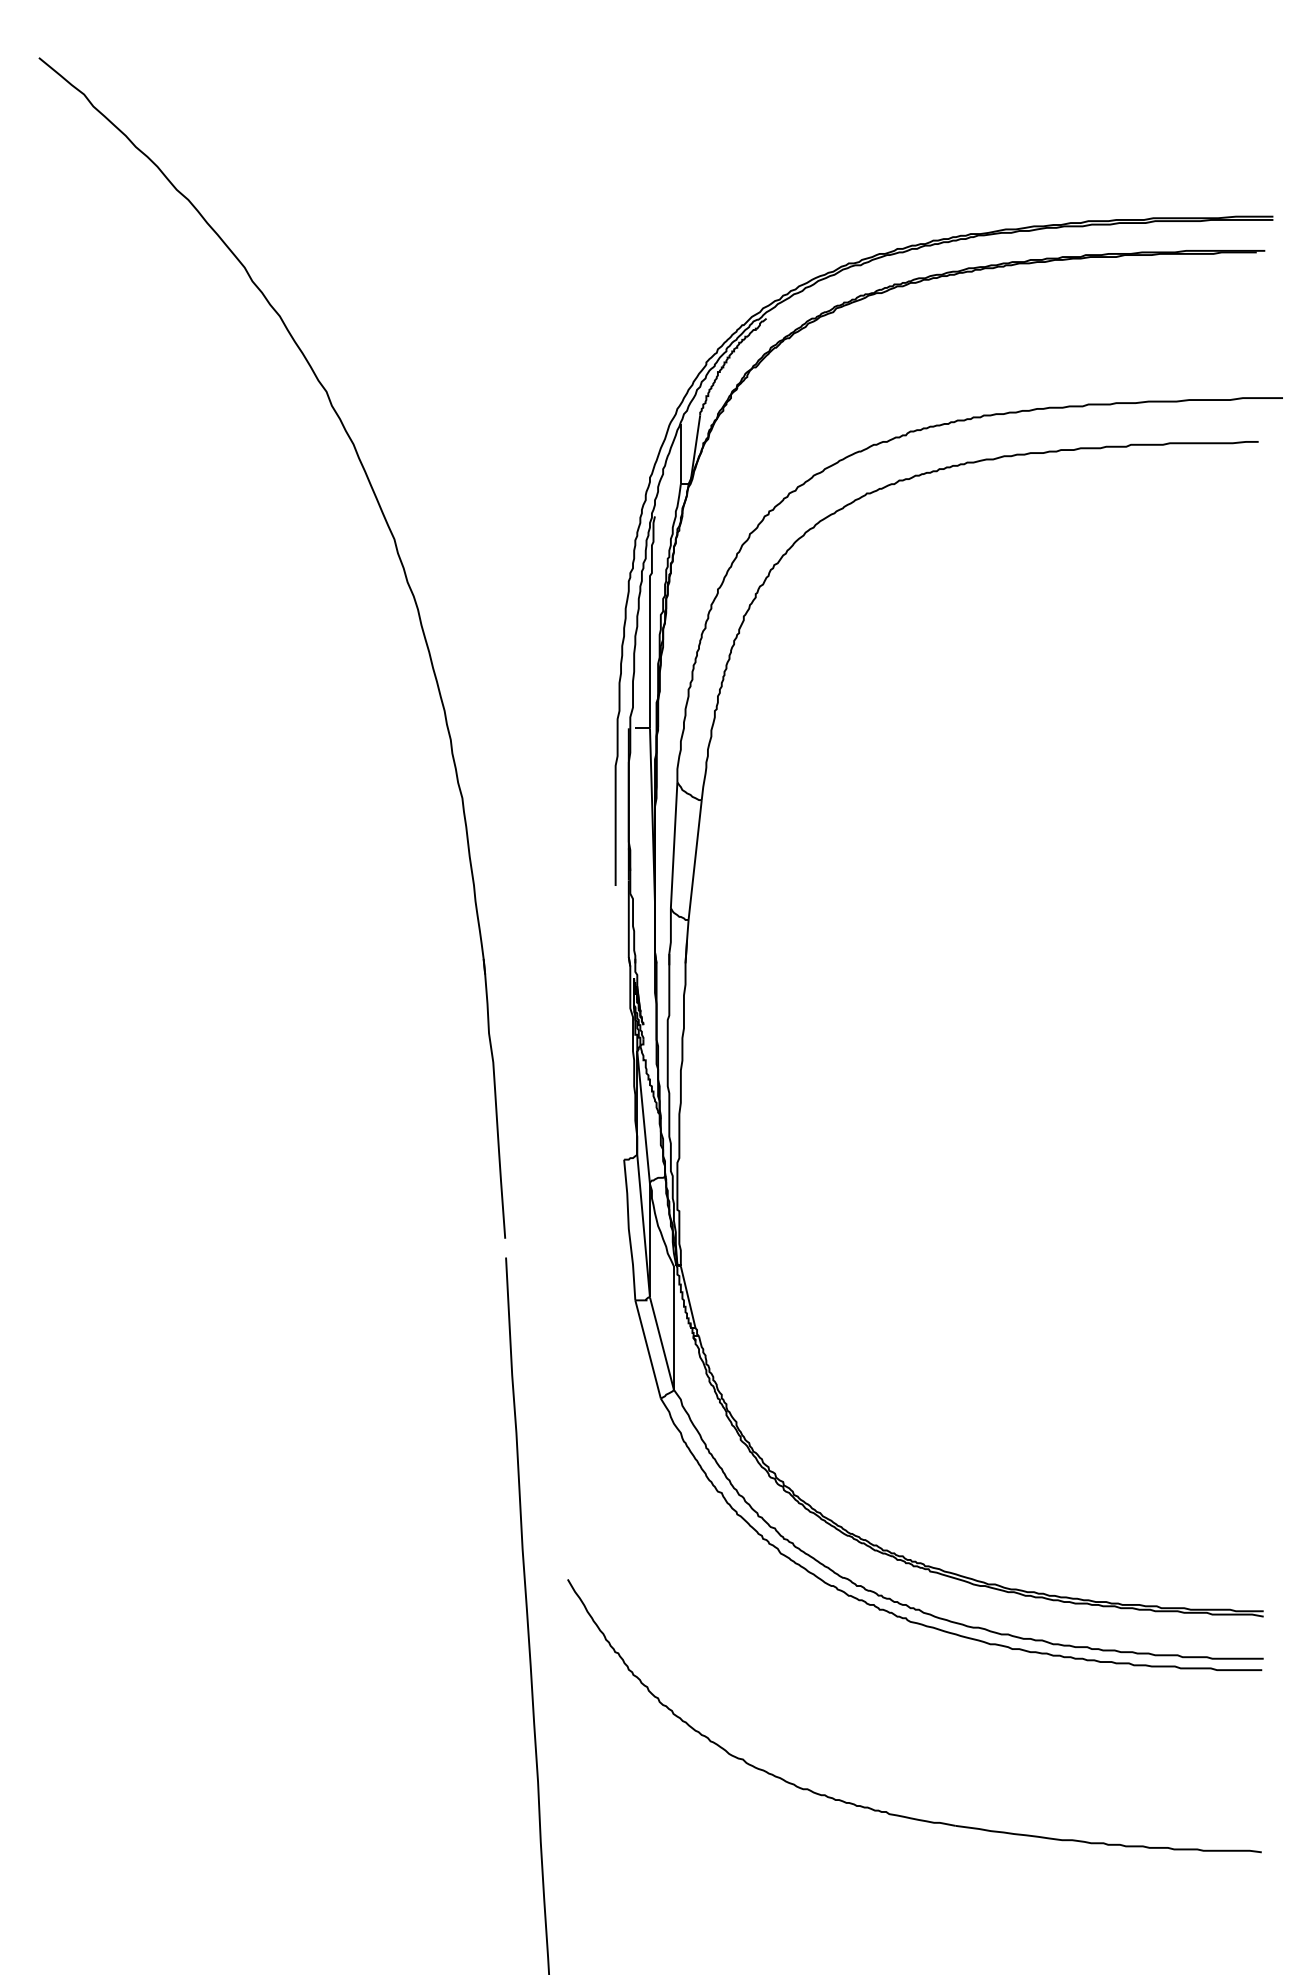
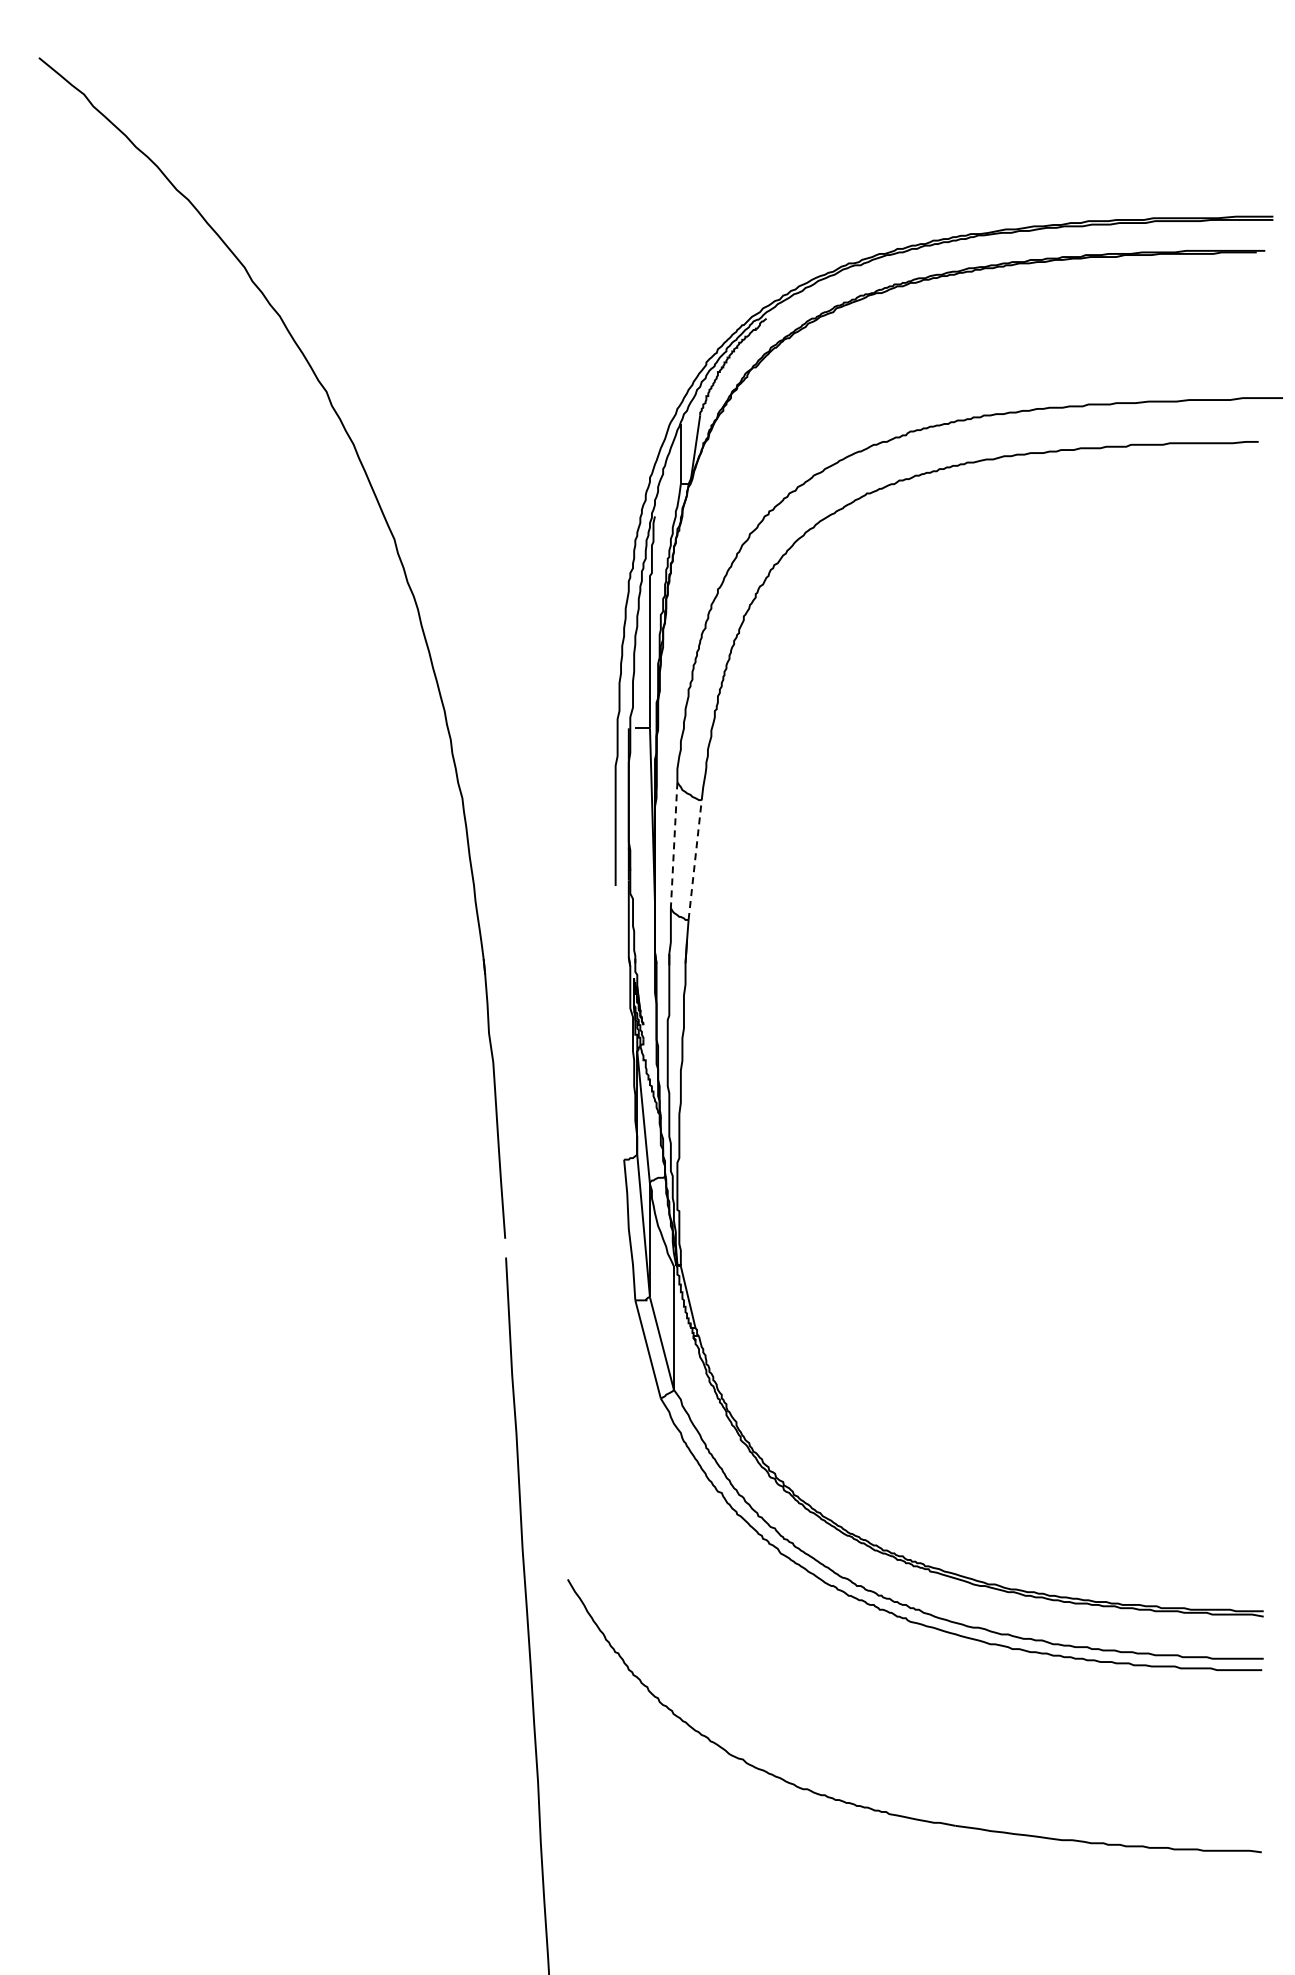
line: solid -> dashed (674, 845)
line: solid -> dashed (695, 859)
